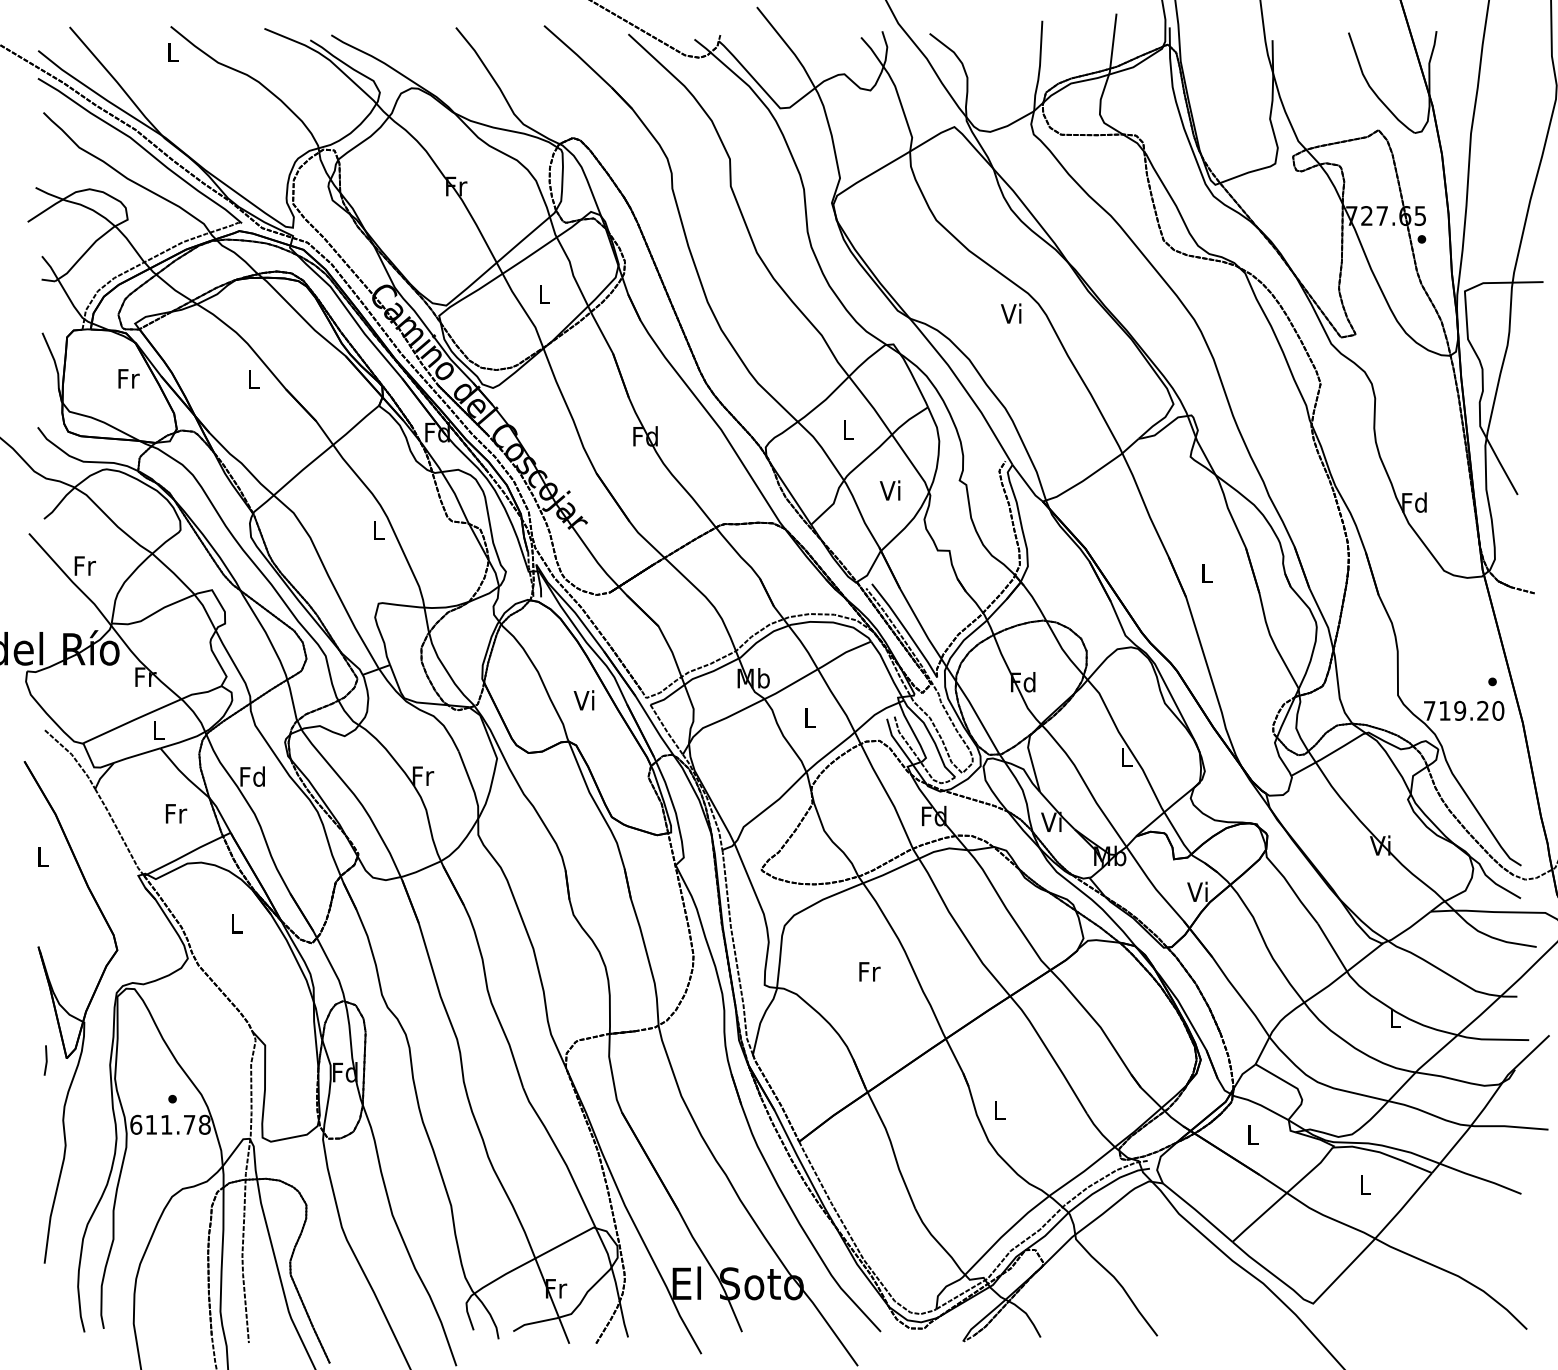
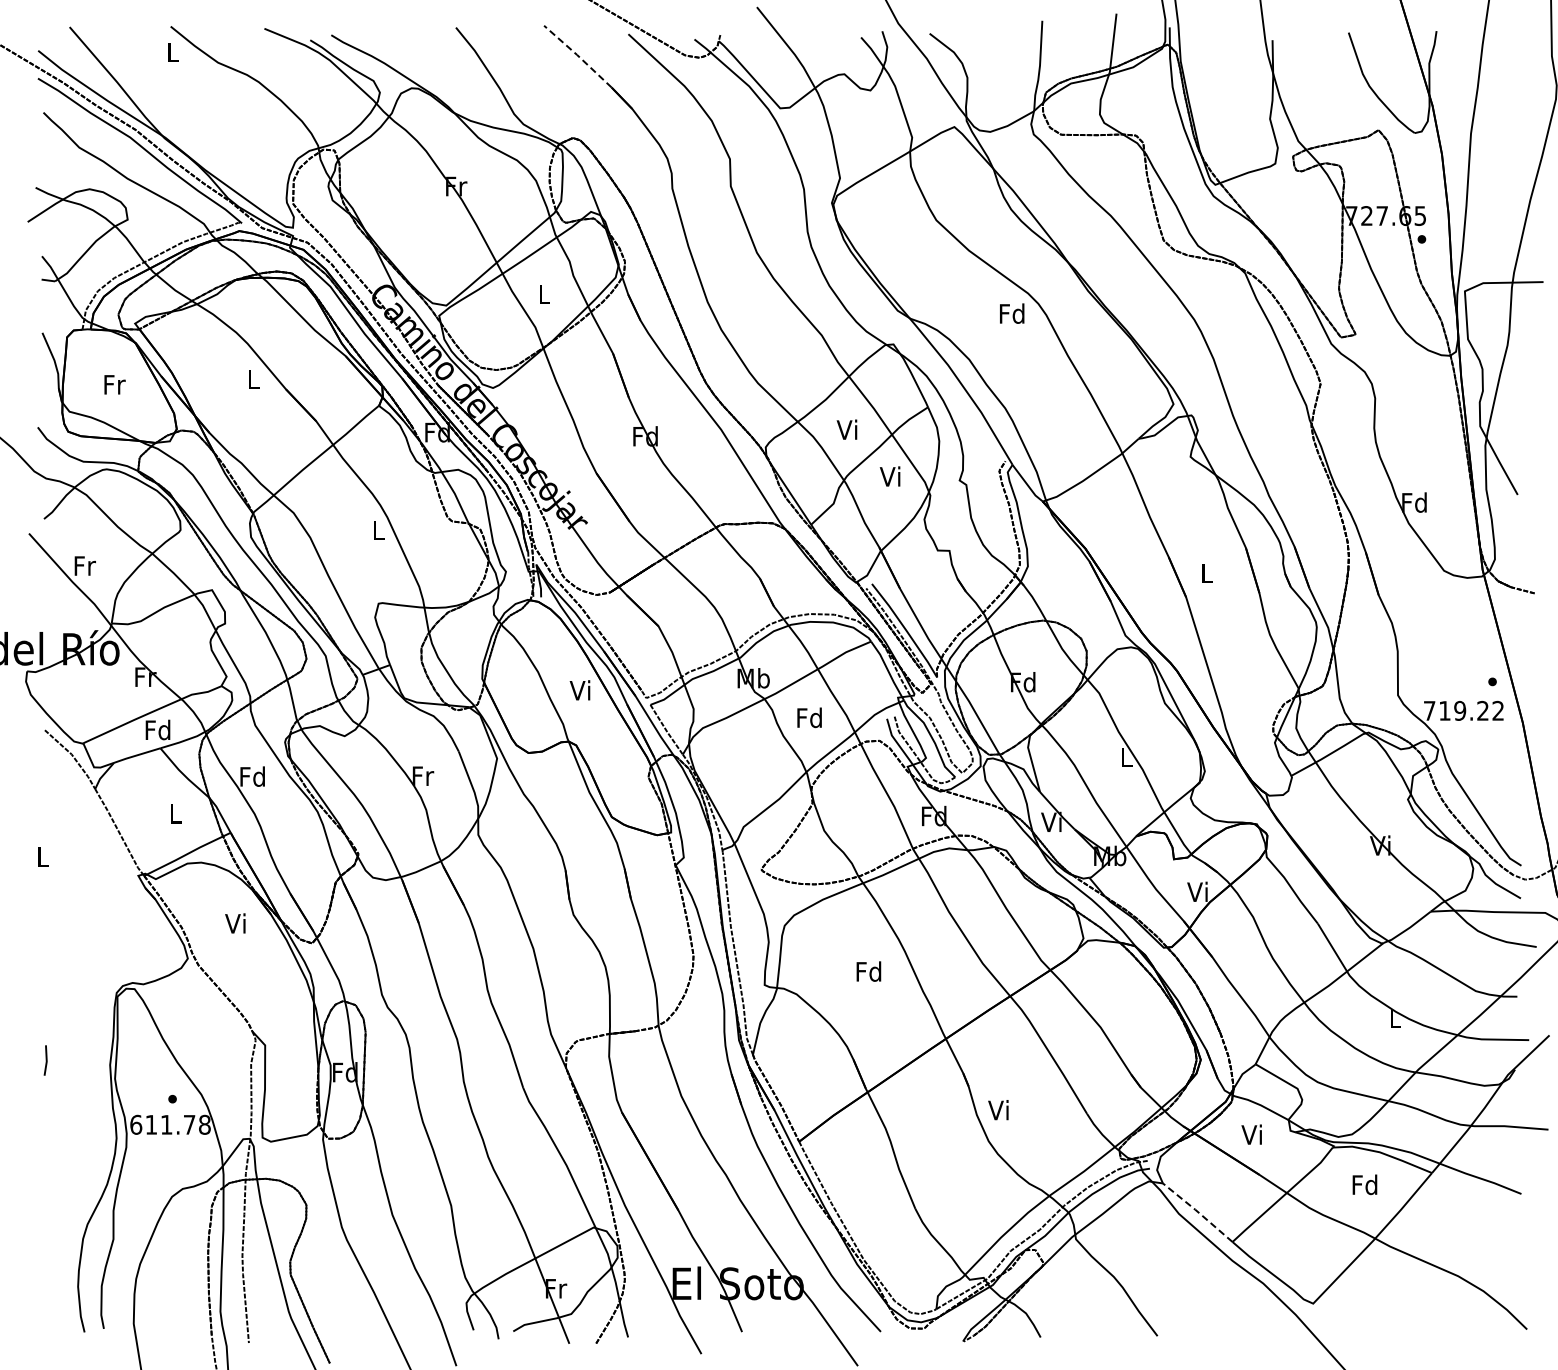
line: solid -> dashed (577, 55)
text: Vi -> Fd (1012, 313)
text position: (128, 378) -> (114, 384) (114, 384)
text: L -> Vi (846, 429)
text position: (889, 490) -> (889, 476) (889, 476)
text position: (583, 700) -> (579, 690) (579, 690)
text: 719.20 -> 719.22 (1498, 710)
text: L -> Fd (809, 717)
text: L -> Fd (157, 729)
text: Fr -> L (176, 813)
text: L -> Vi (235, 923)
text: Fr -> Fd (868, 971)
part: present -> none (70, 1012)
text: L -> Vi (998, 1110)
text: L -> Vi (1251, 1134)
text: L -> Fd (1364, 1184)
line: solid -> dashed (1197, 1211)
